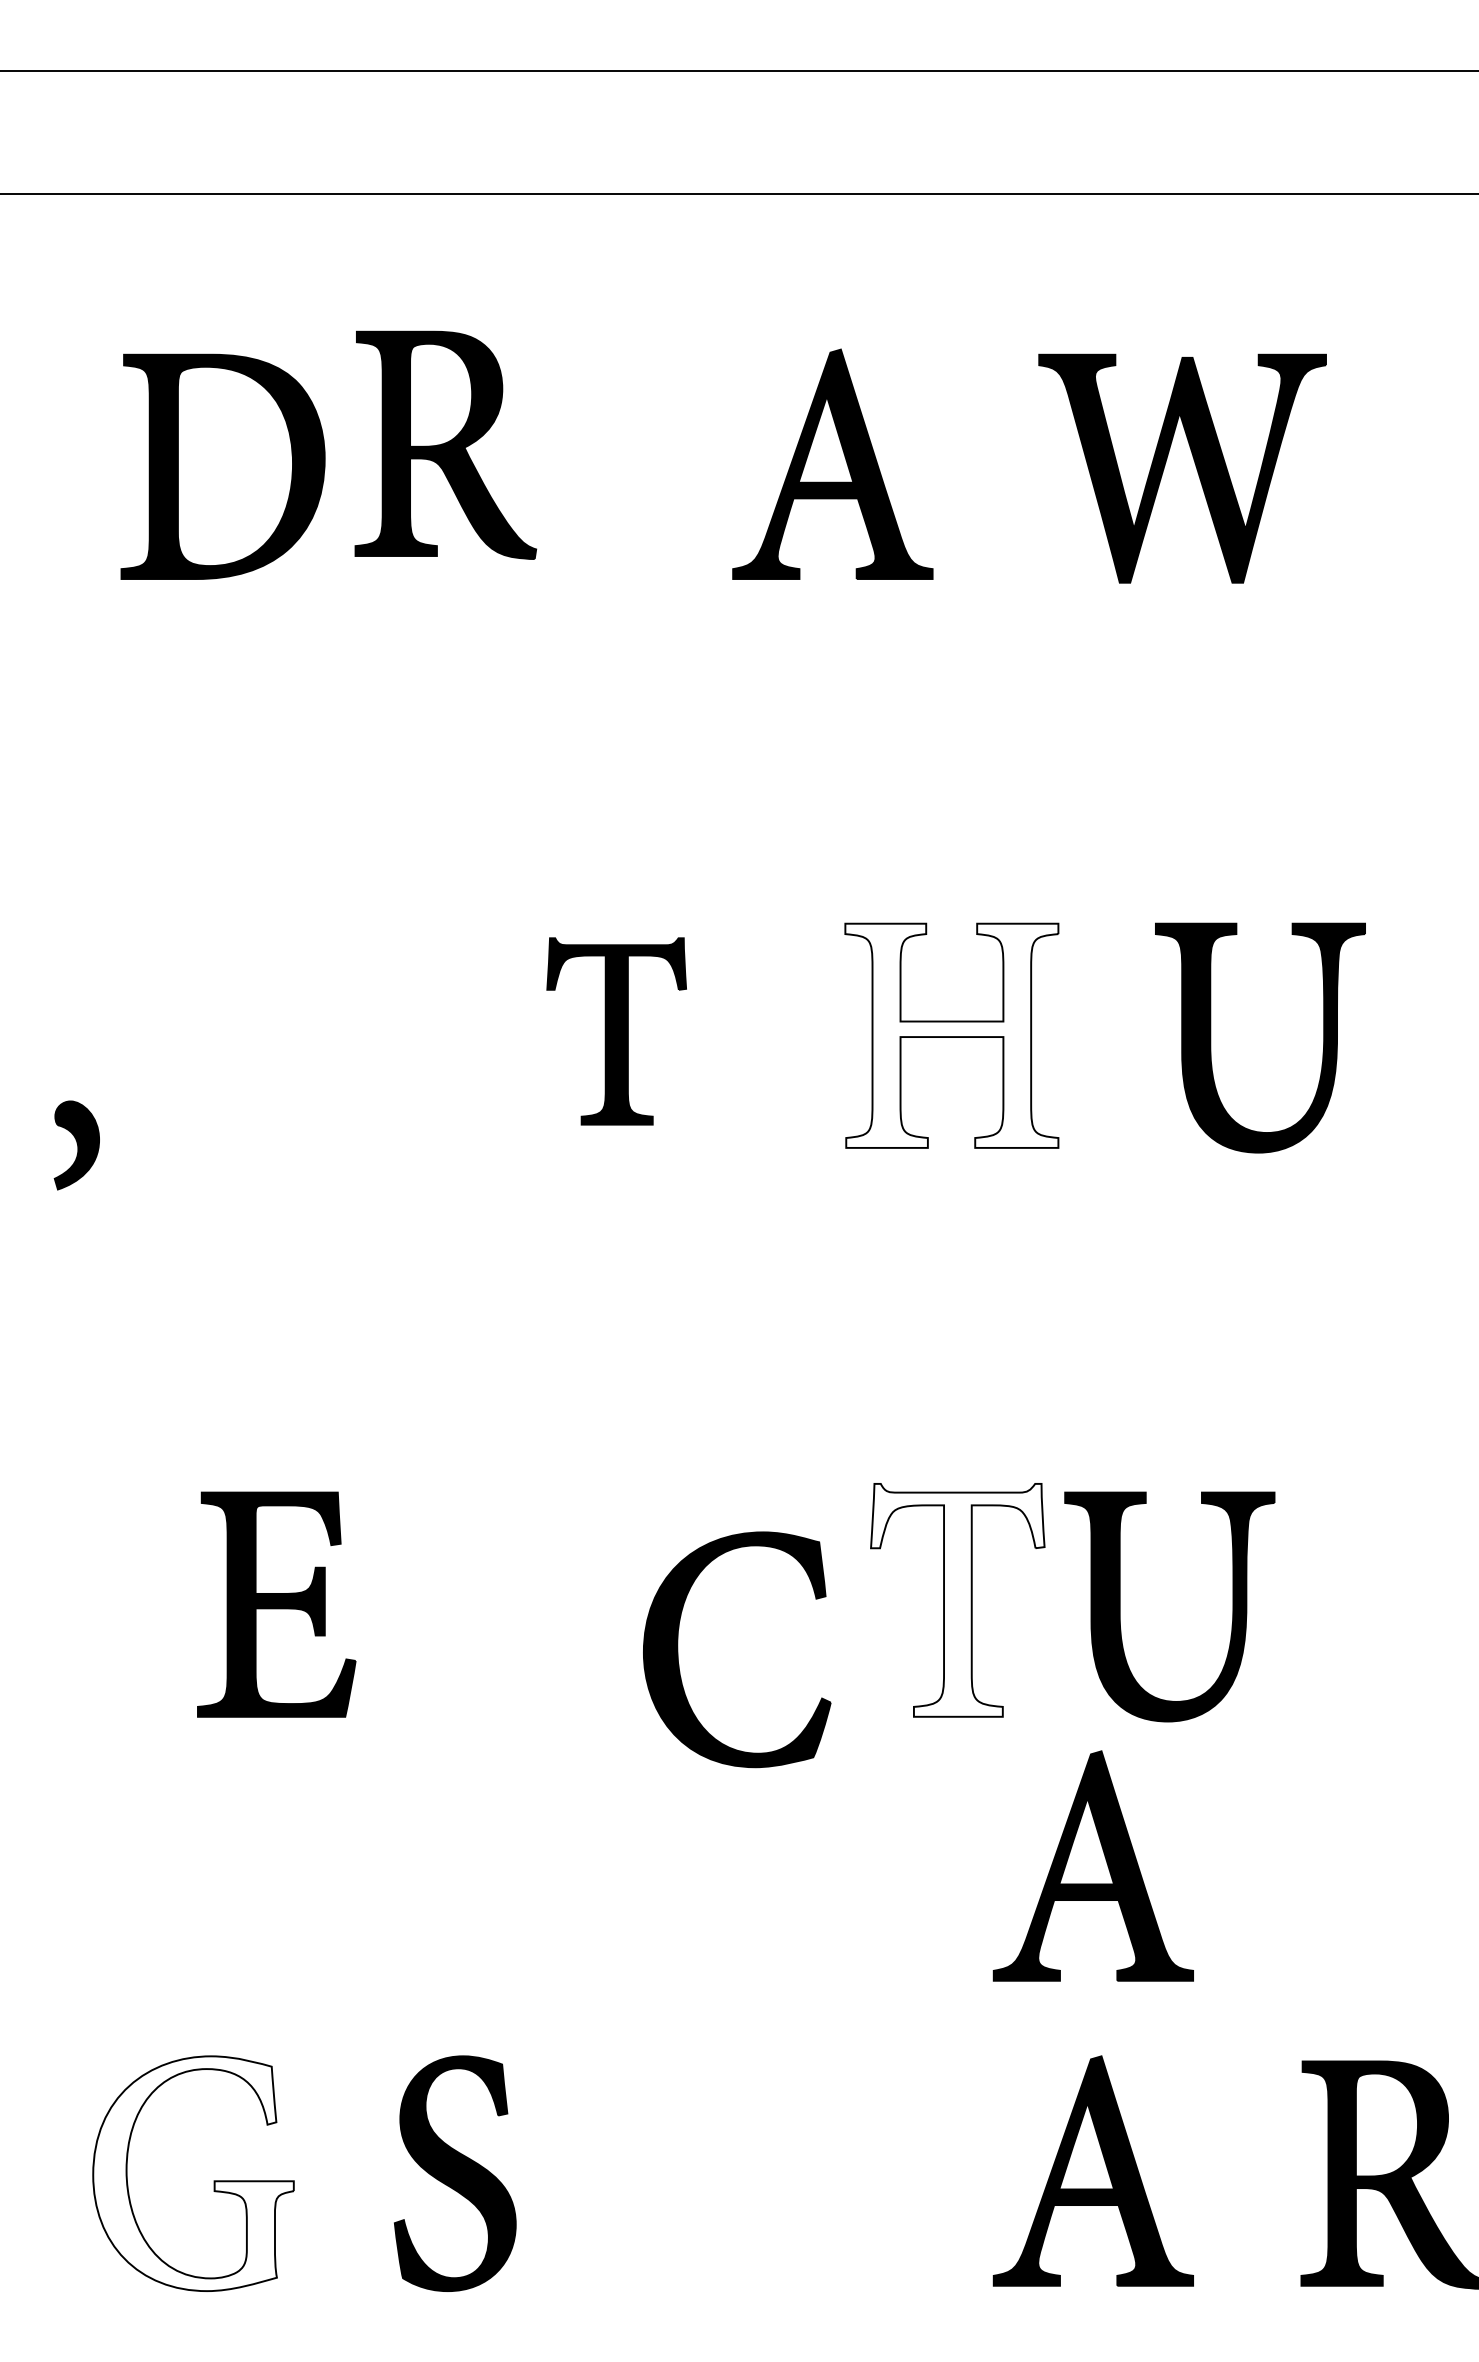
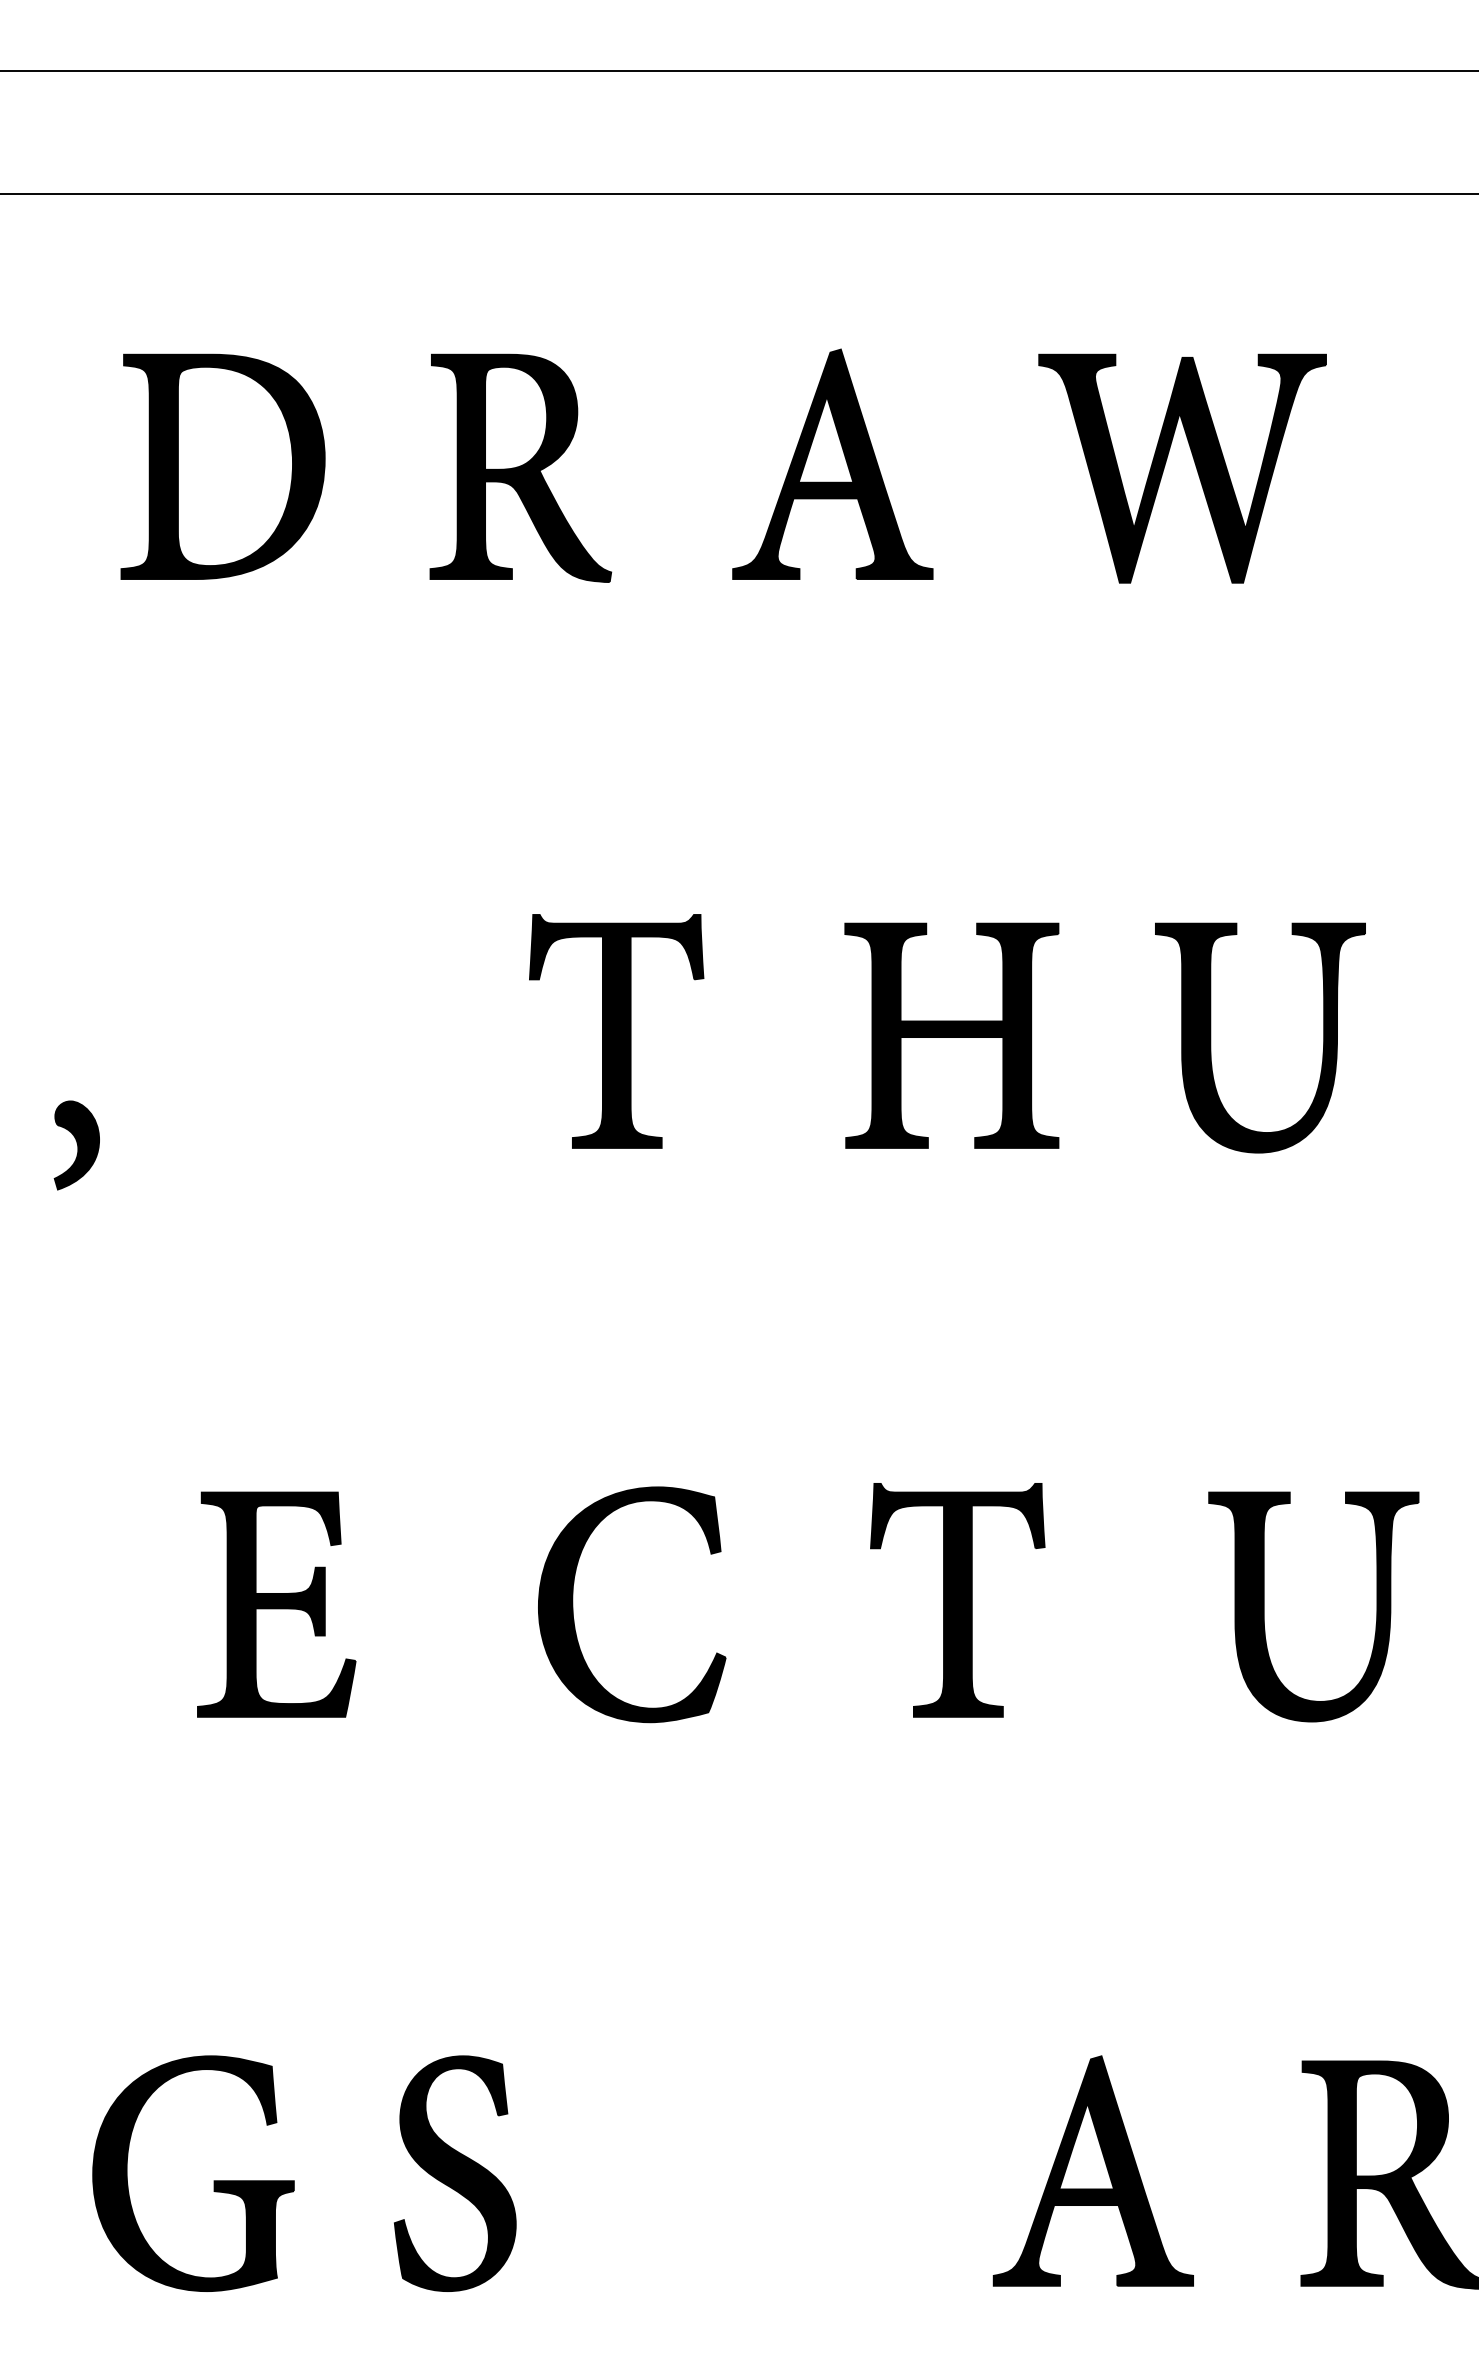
part position: (445, 444) -> (520, 467) (520, 467)
part size: 141x189 px -> 176x235 px (616, 1031)
fill: none -> present (951, 1035)
fill: none -> present (957, 1599)
part position: (1120, 1606) -> (1264, 1606) (1264, 1606)
part position: (678, 1649) -> (573, 1604) (573, 1604)
part: present -> none (1092, 1865)
fill: none -> present (193, 2173)
